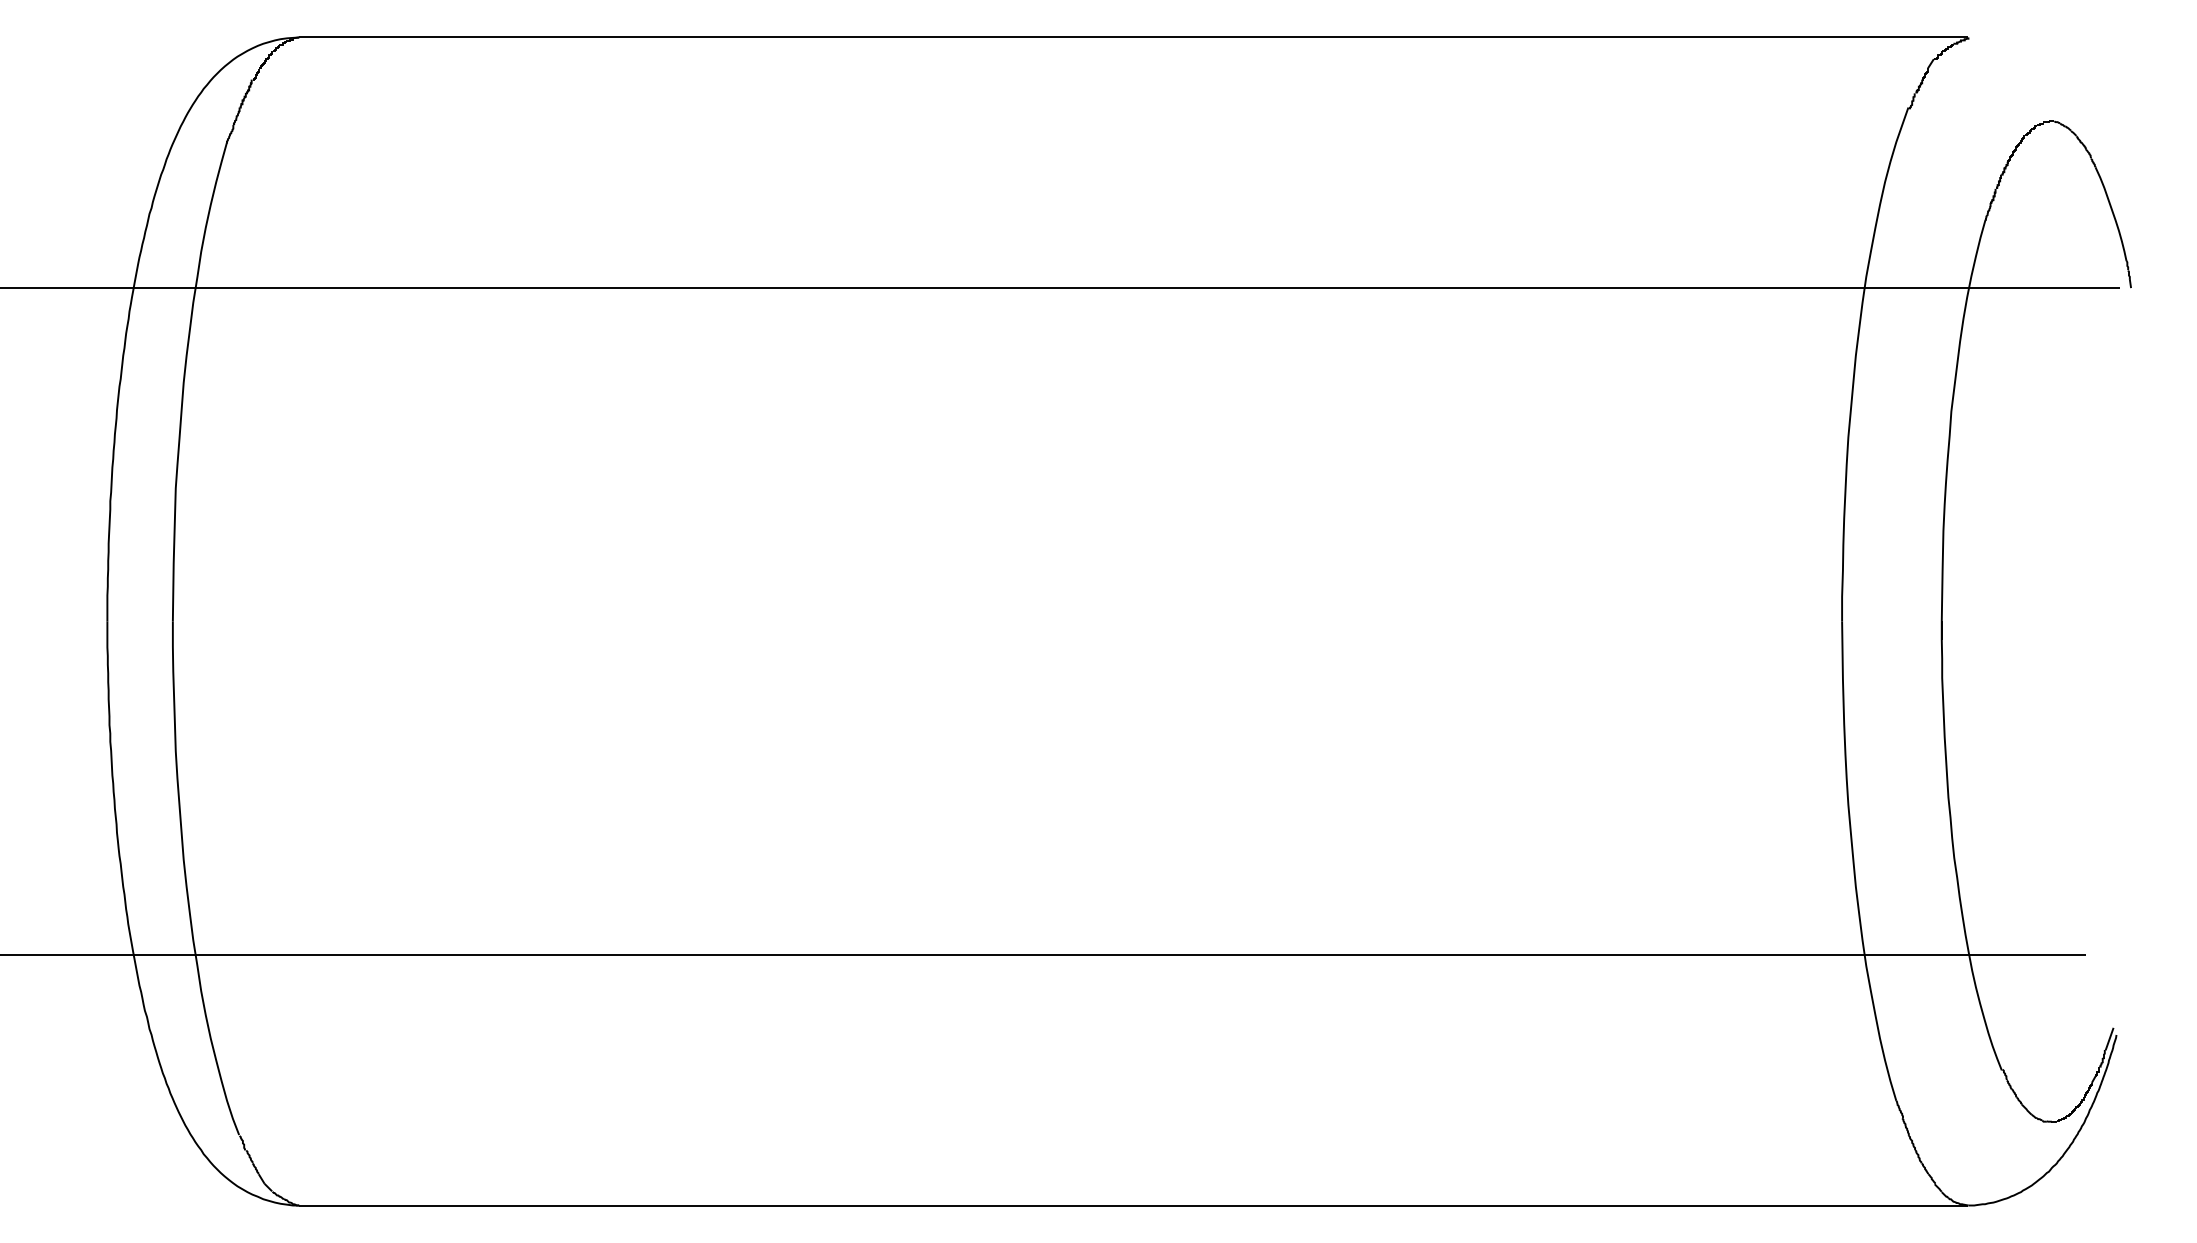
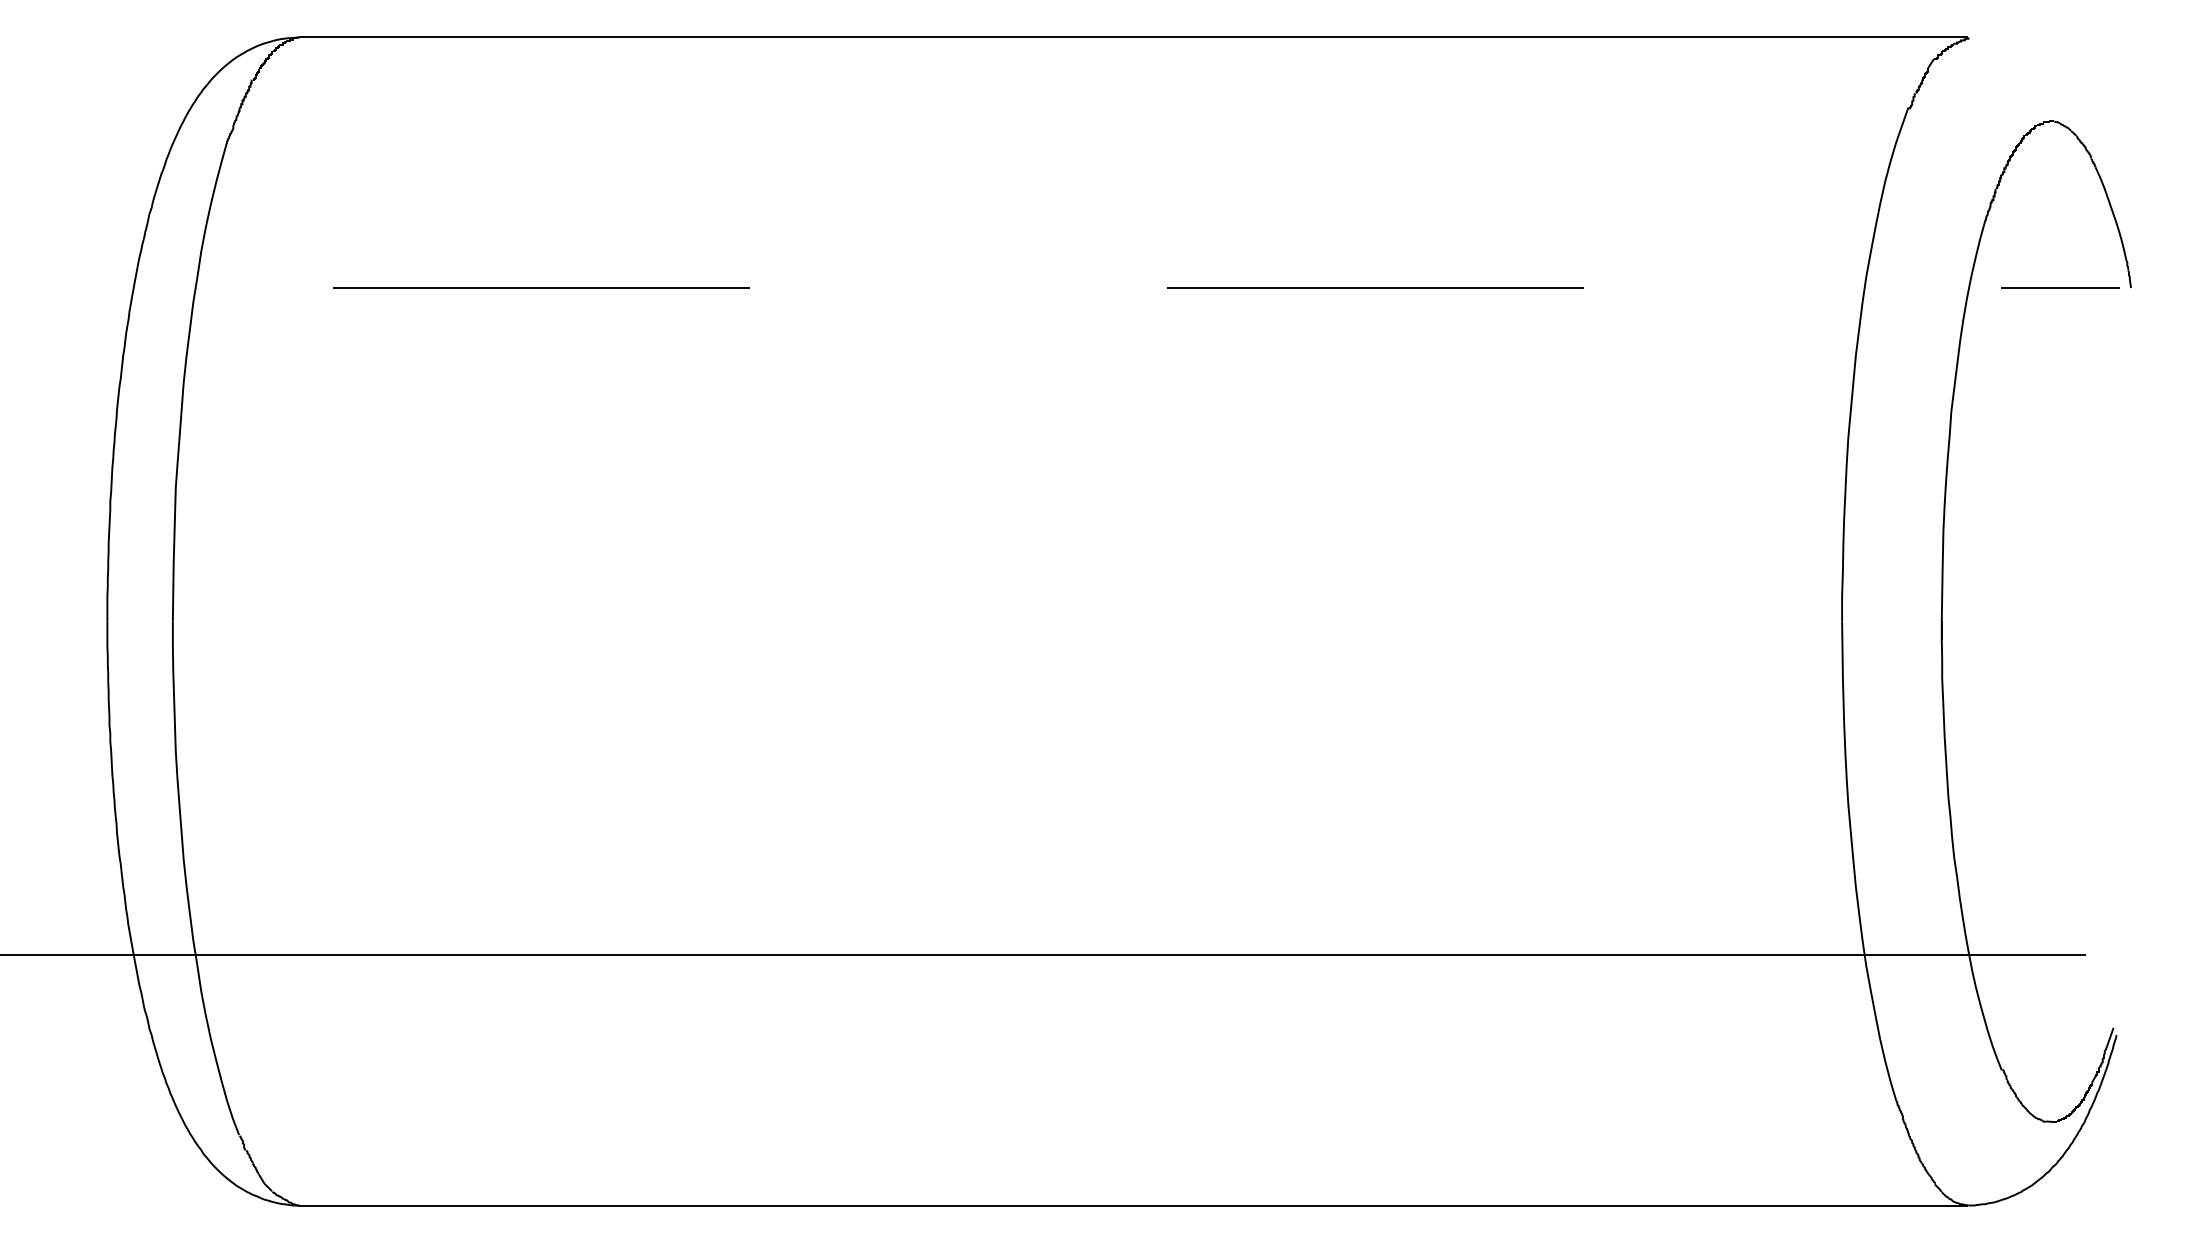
line: solid -> dashed (1060, 288)
